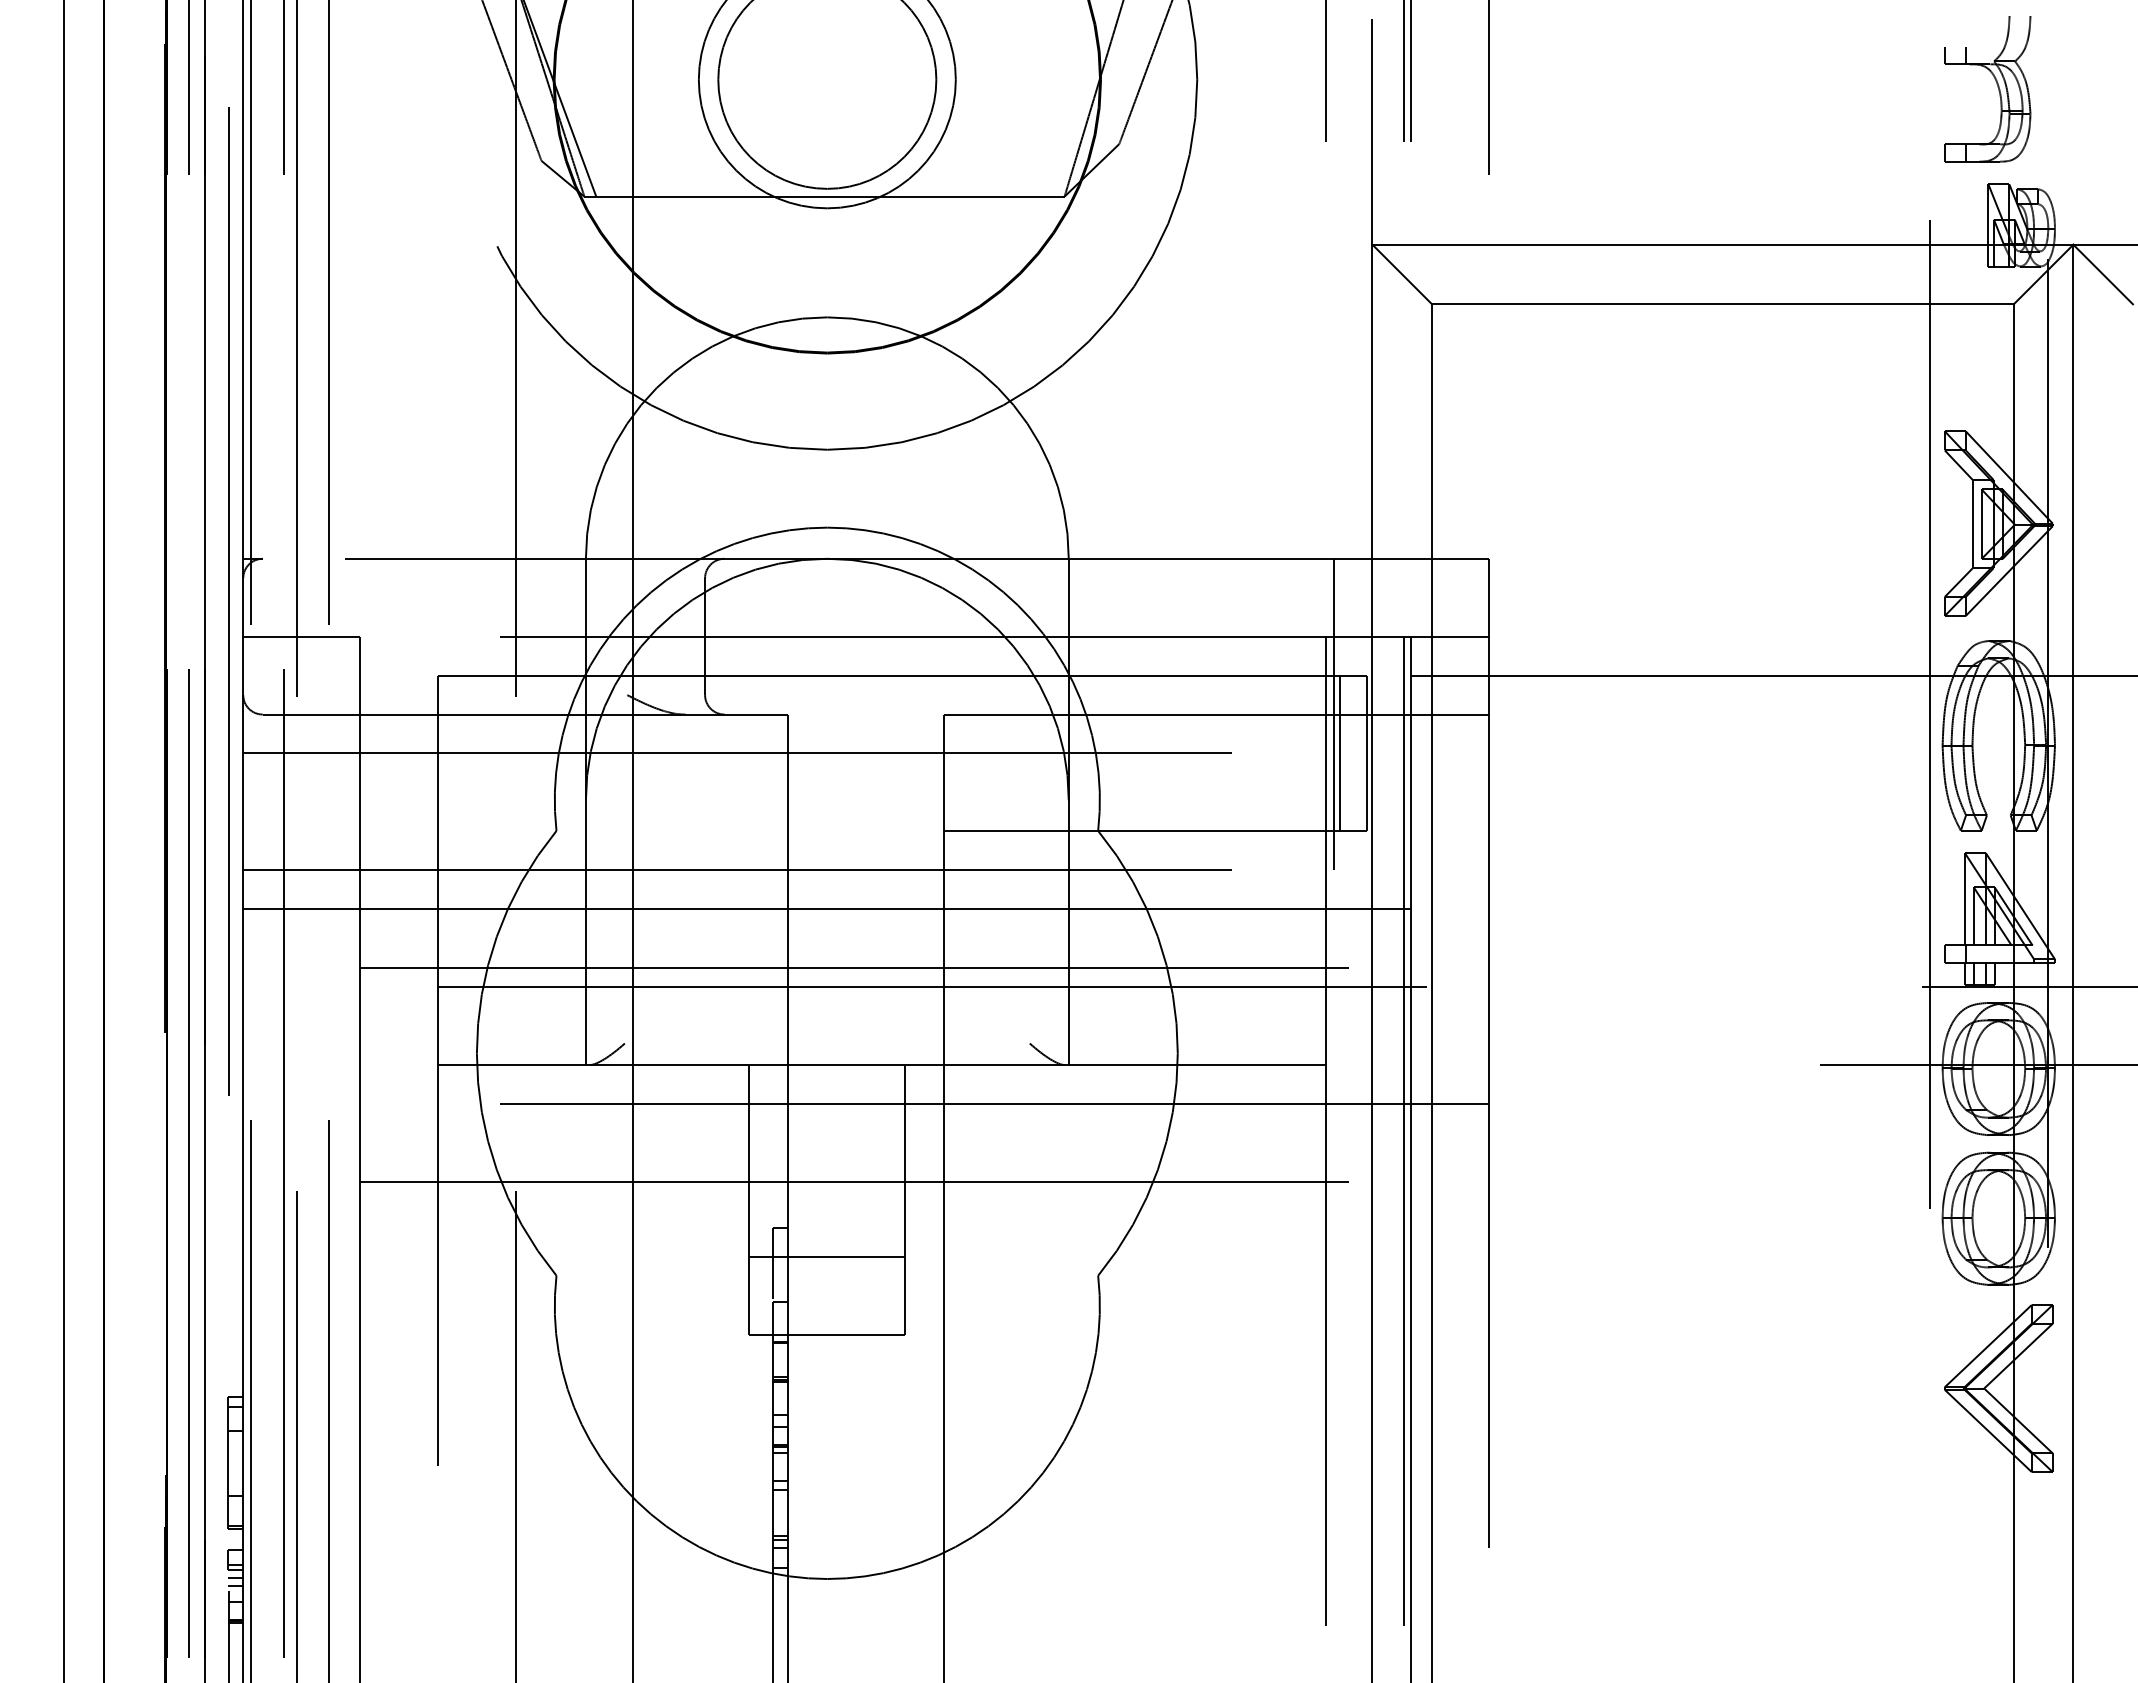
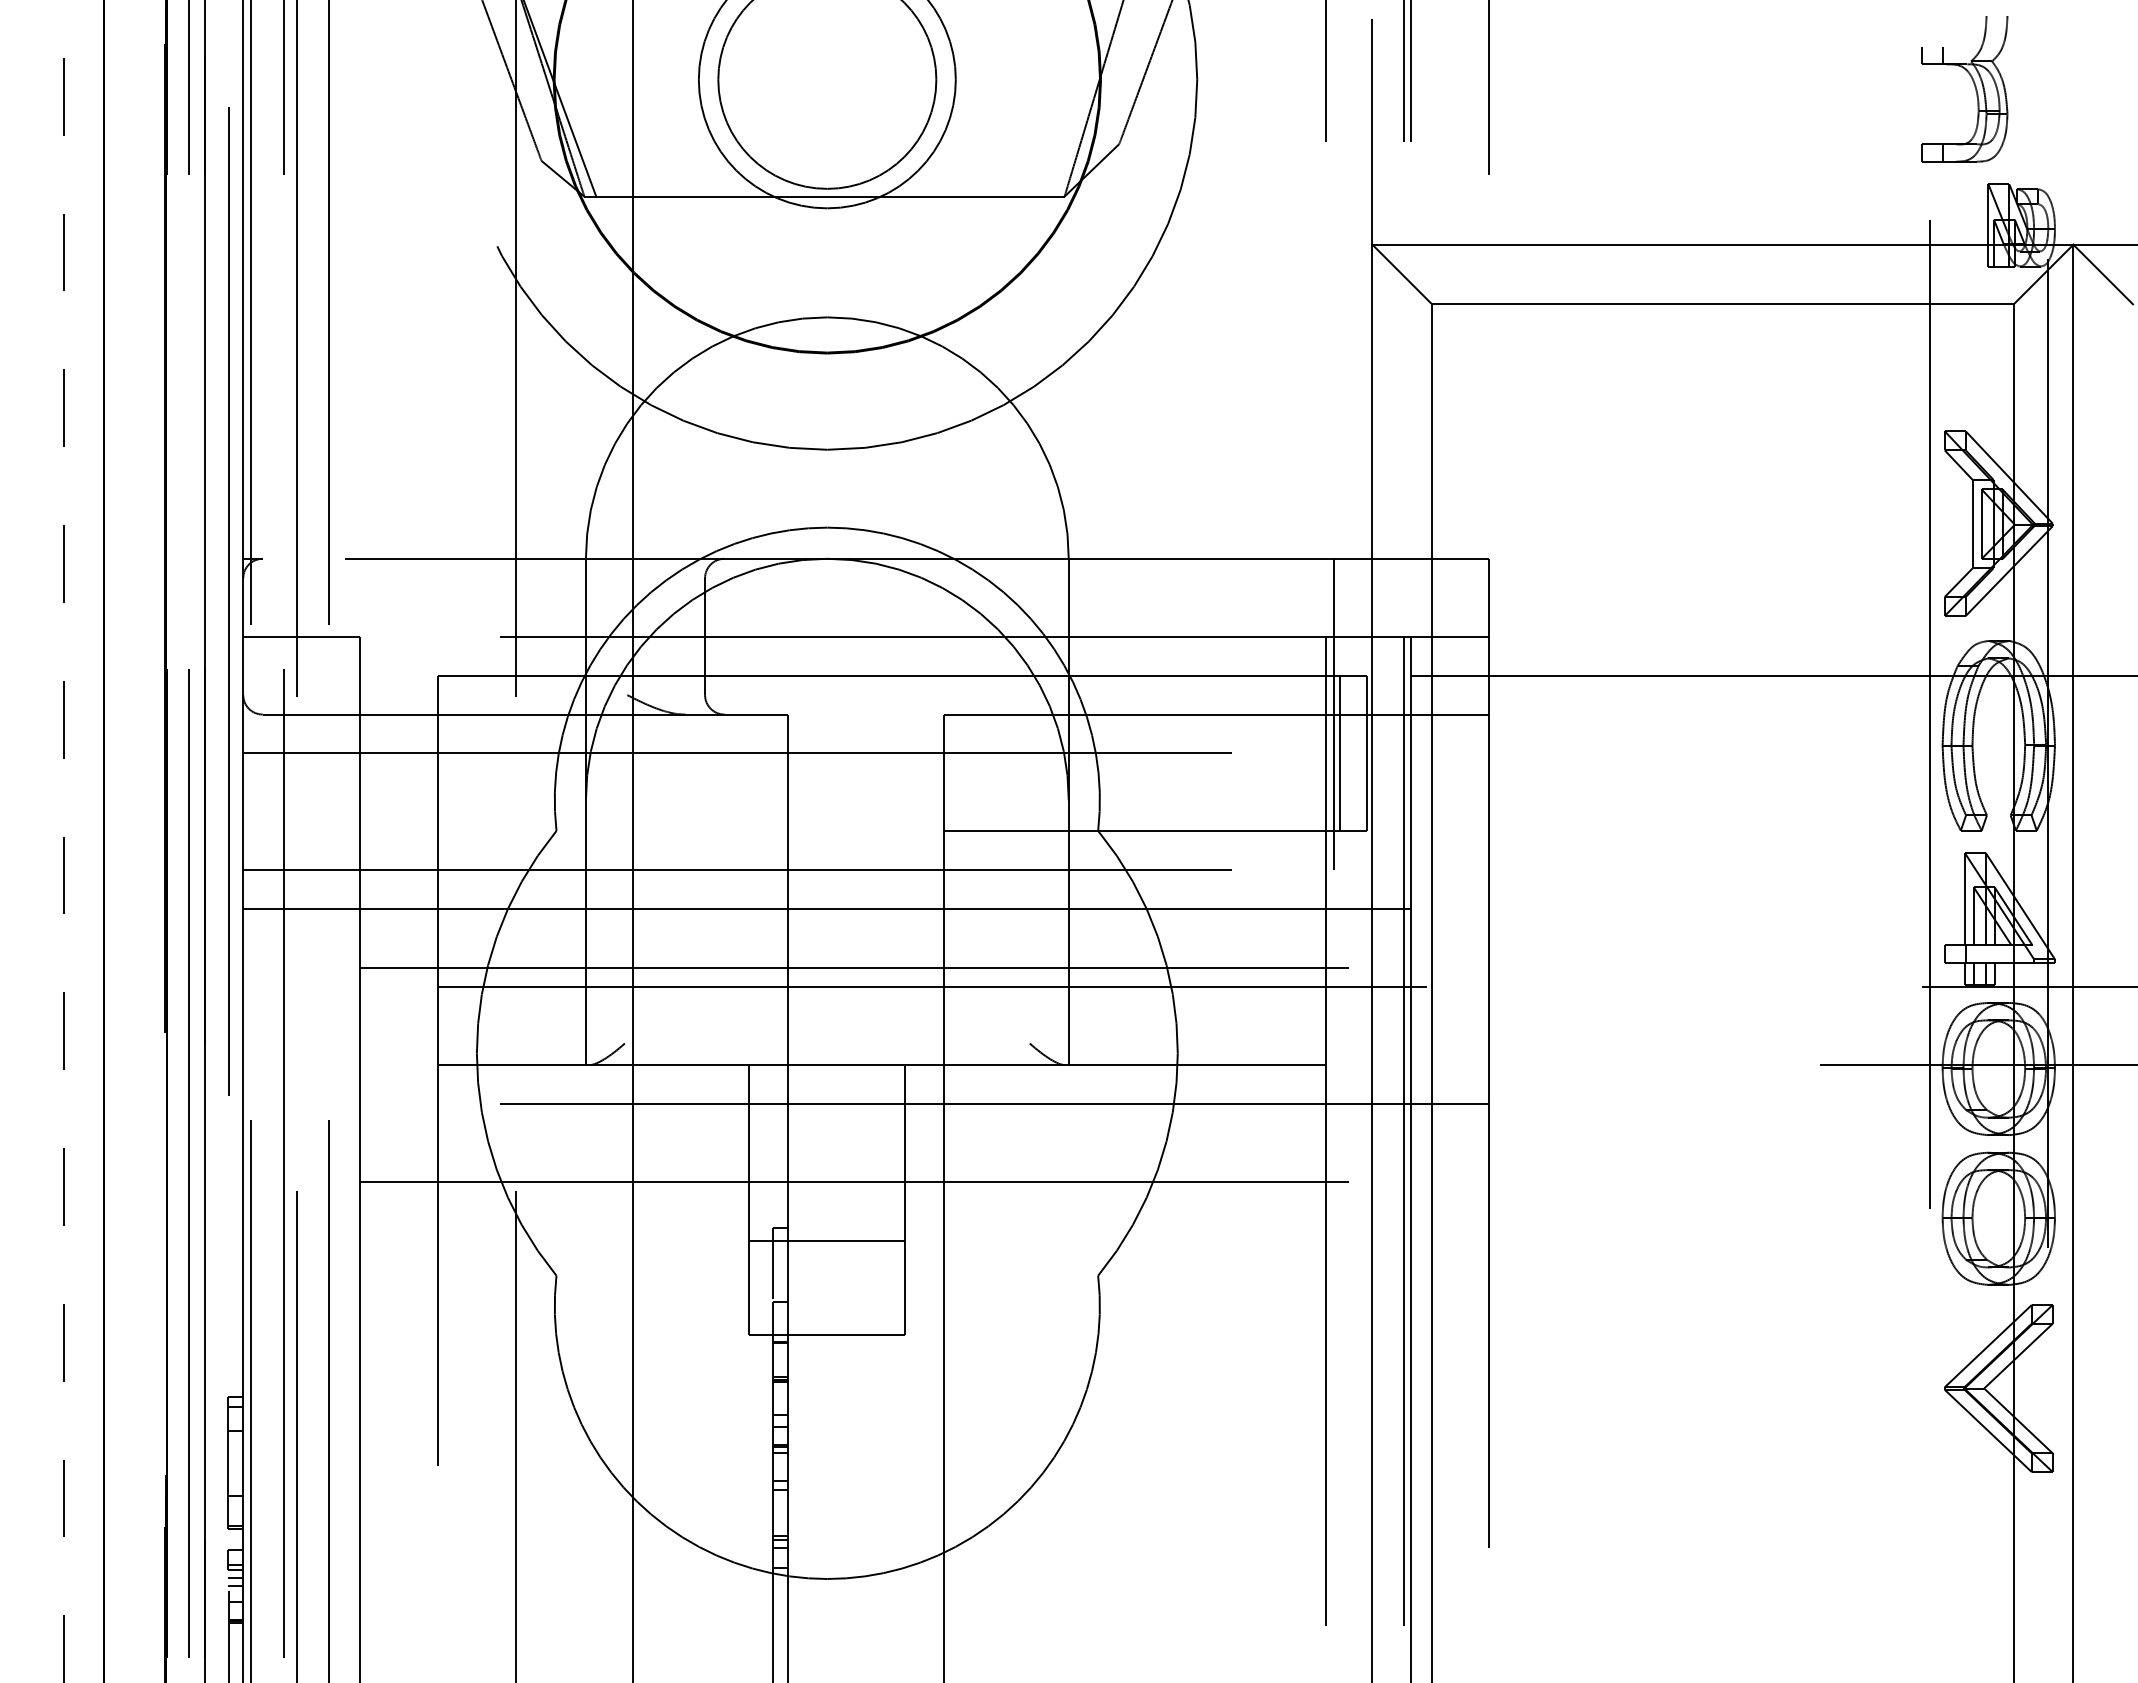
part position: (1997, 87) -> (1974, 87) (1974, 87)
line: solid -> dashed (64, 841)
line position: (827, 1256) -> (827, 1240) (827, 1240)
